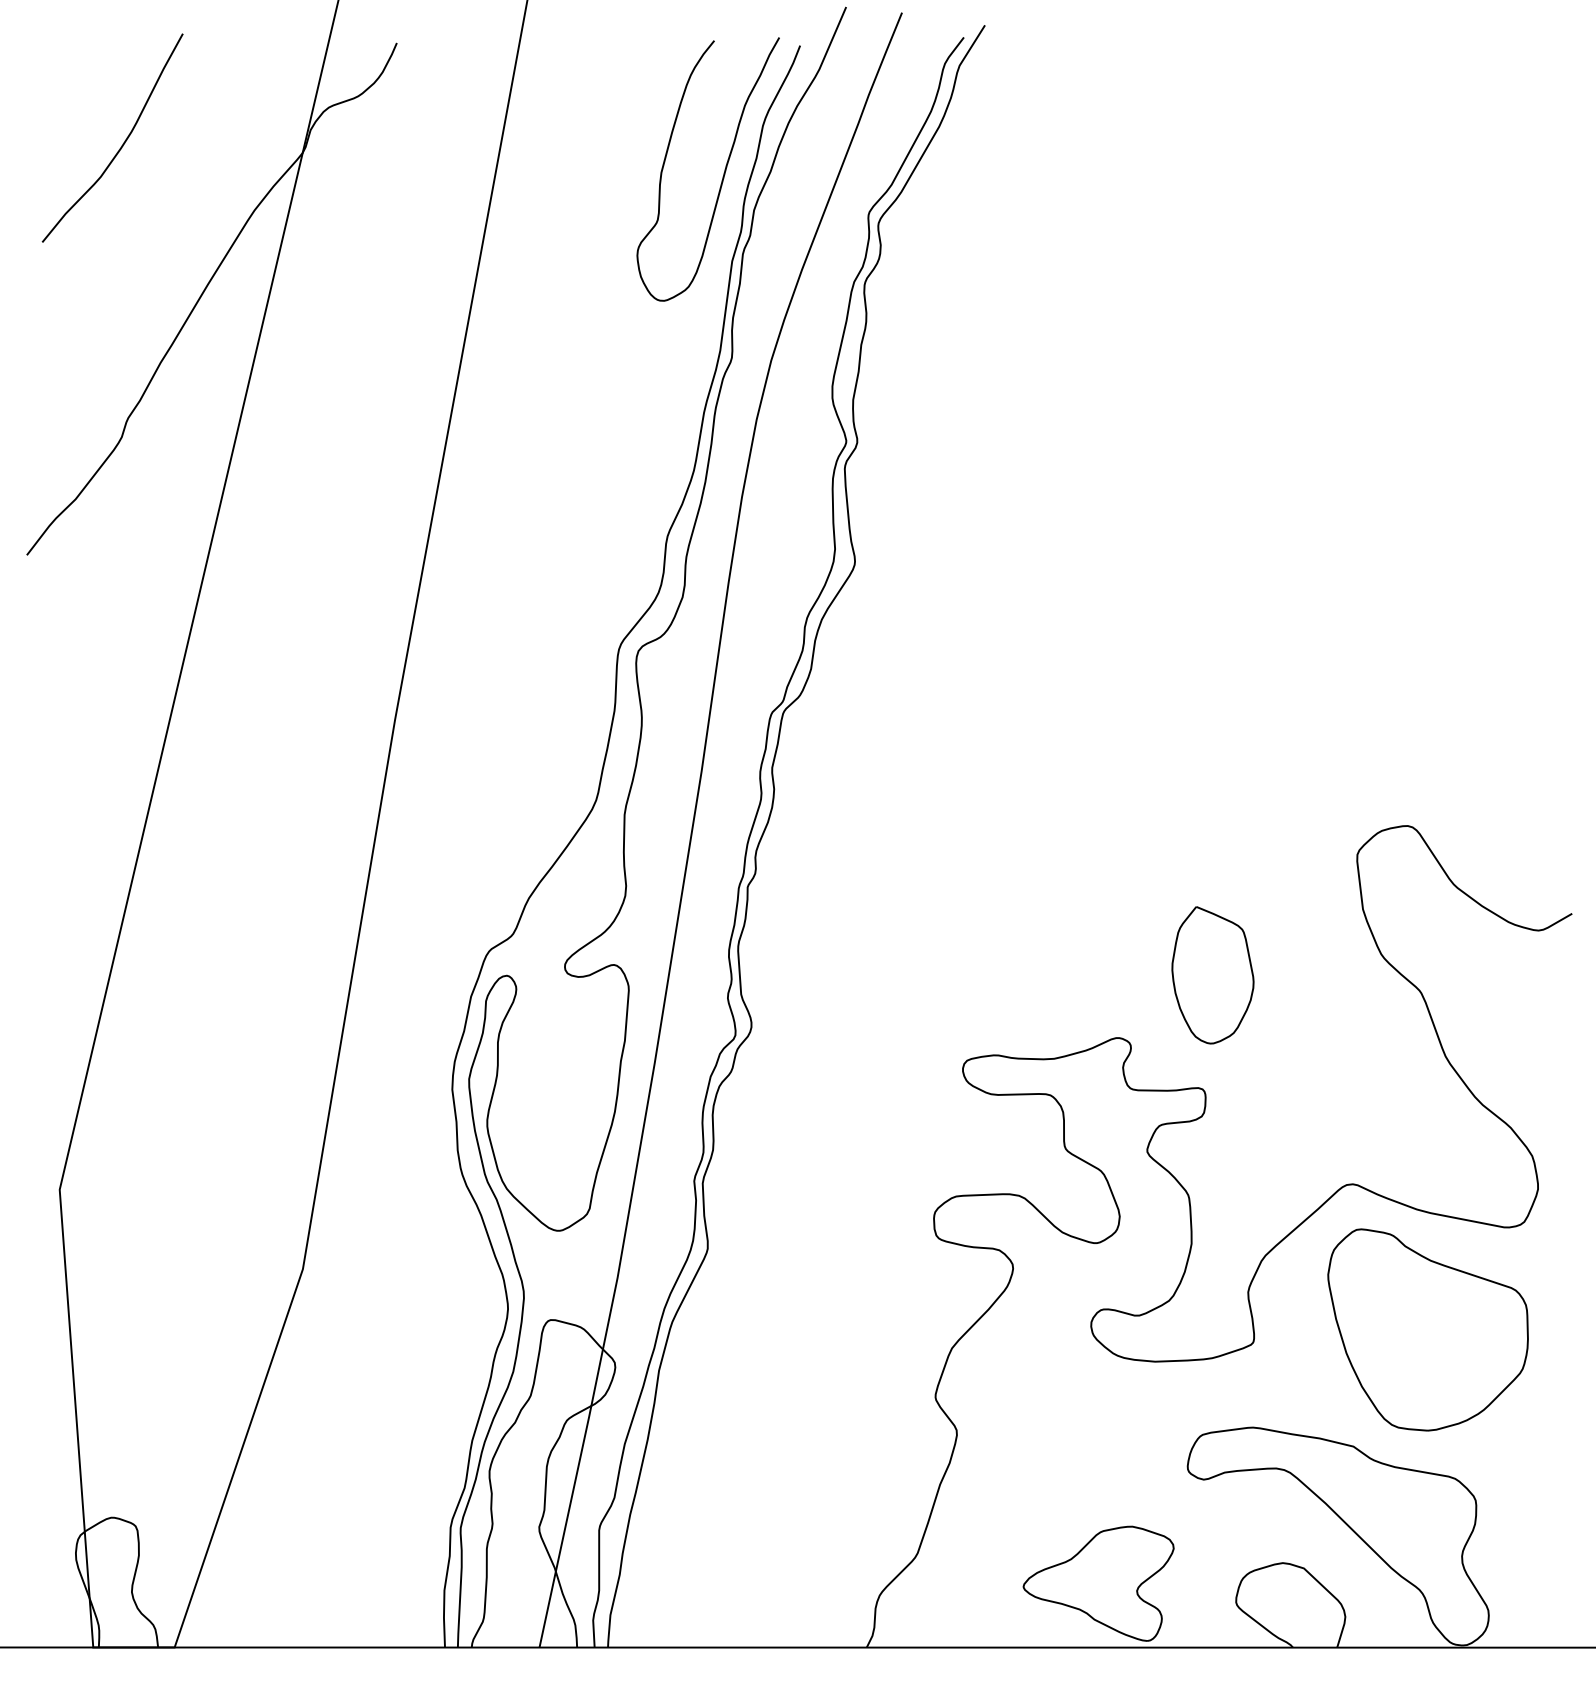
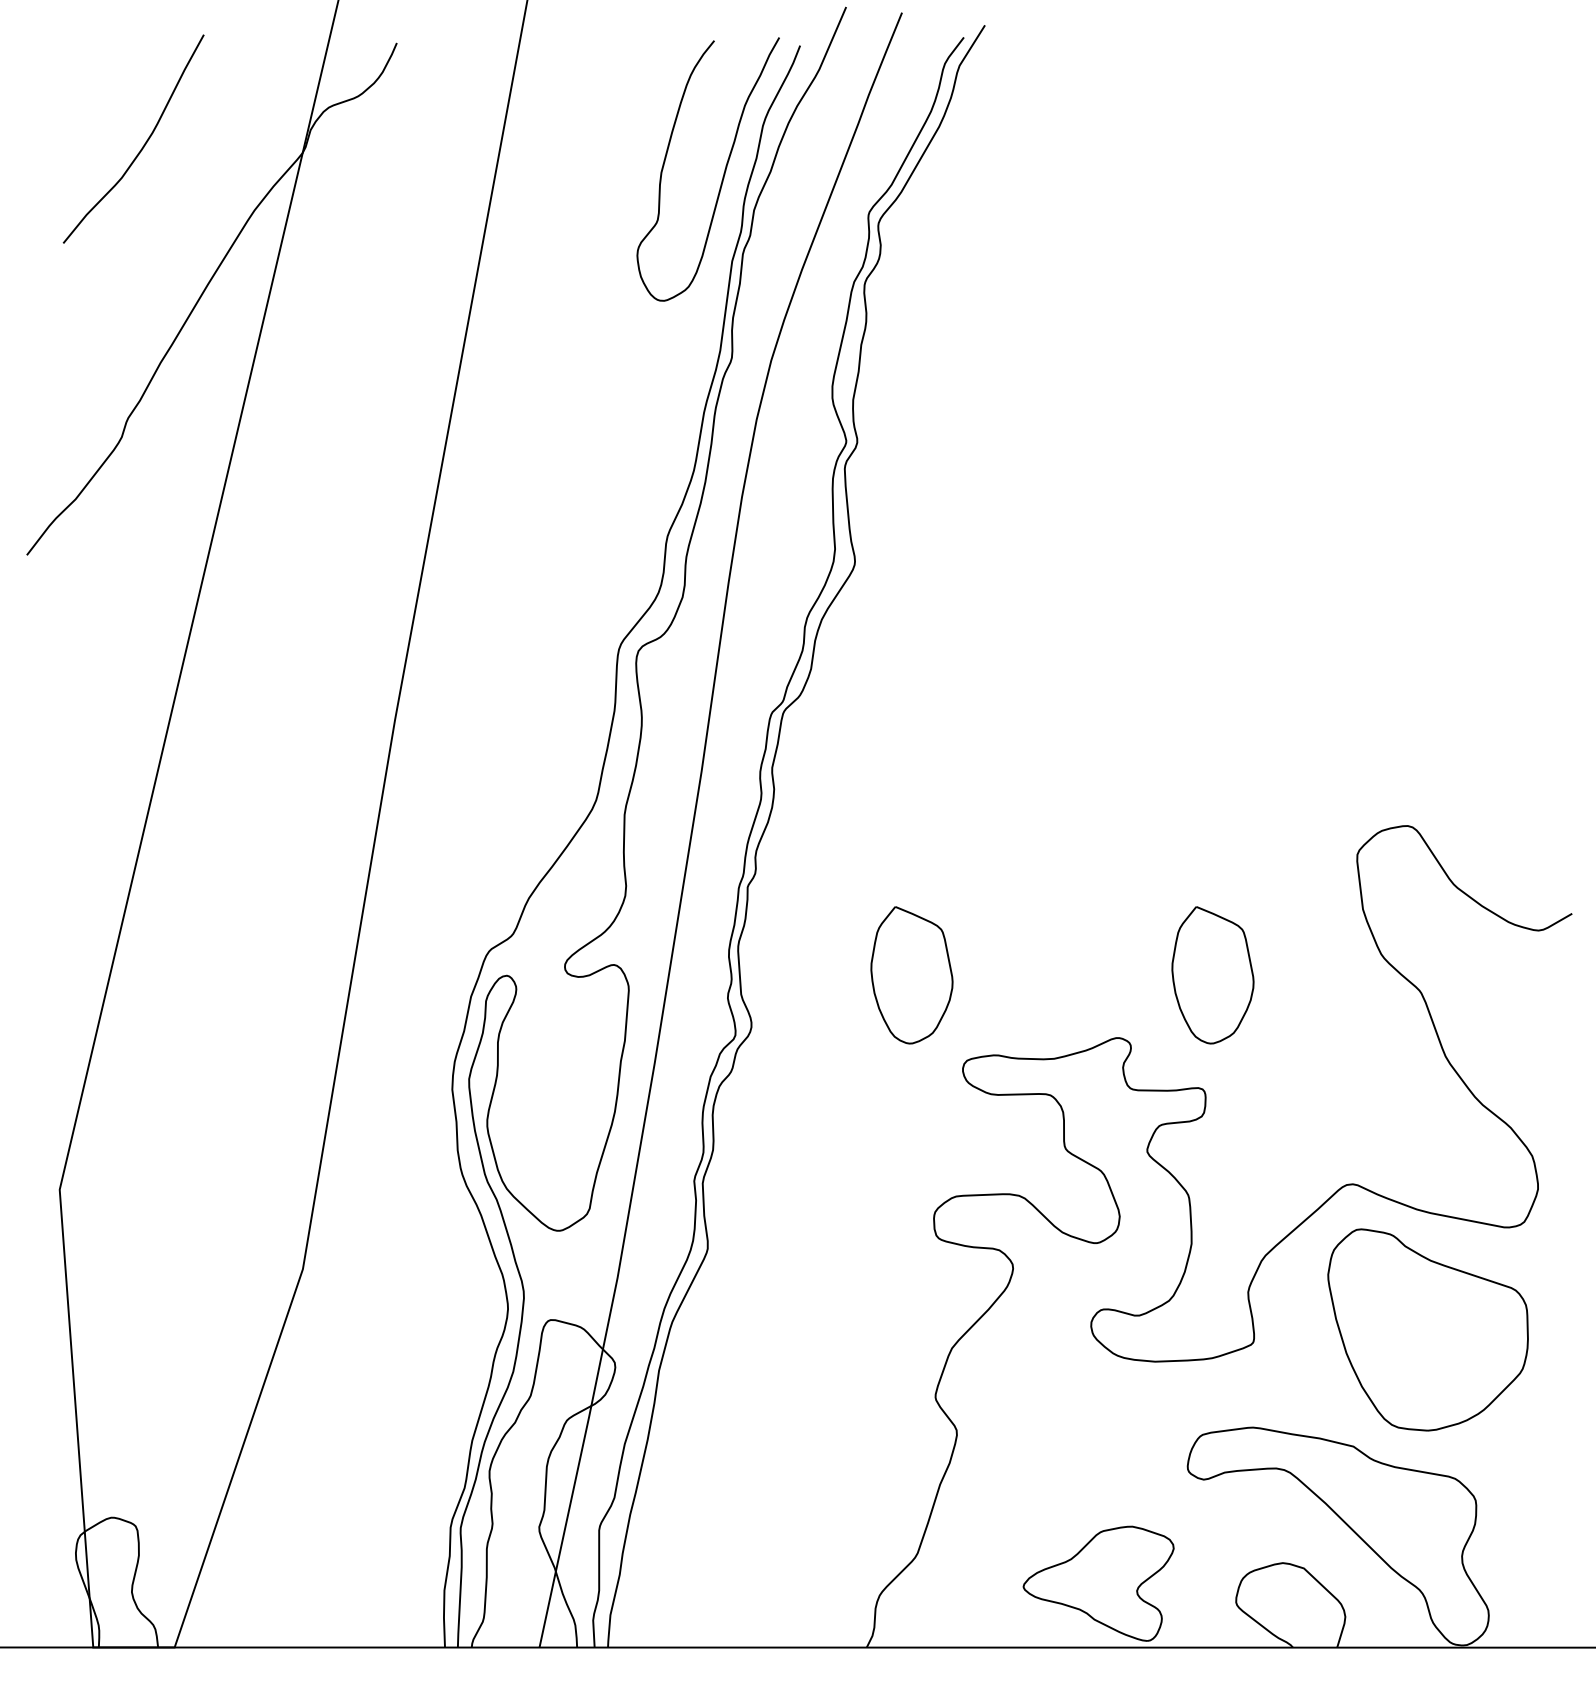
curve position: (121, 145) -> (142, 146) (142, 146)
part: none -> present (911, 975)
